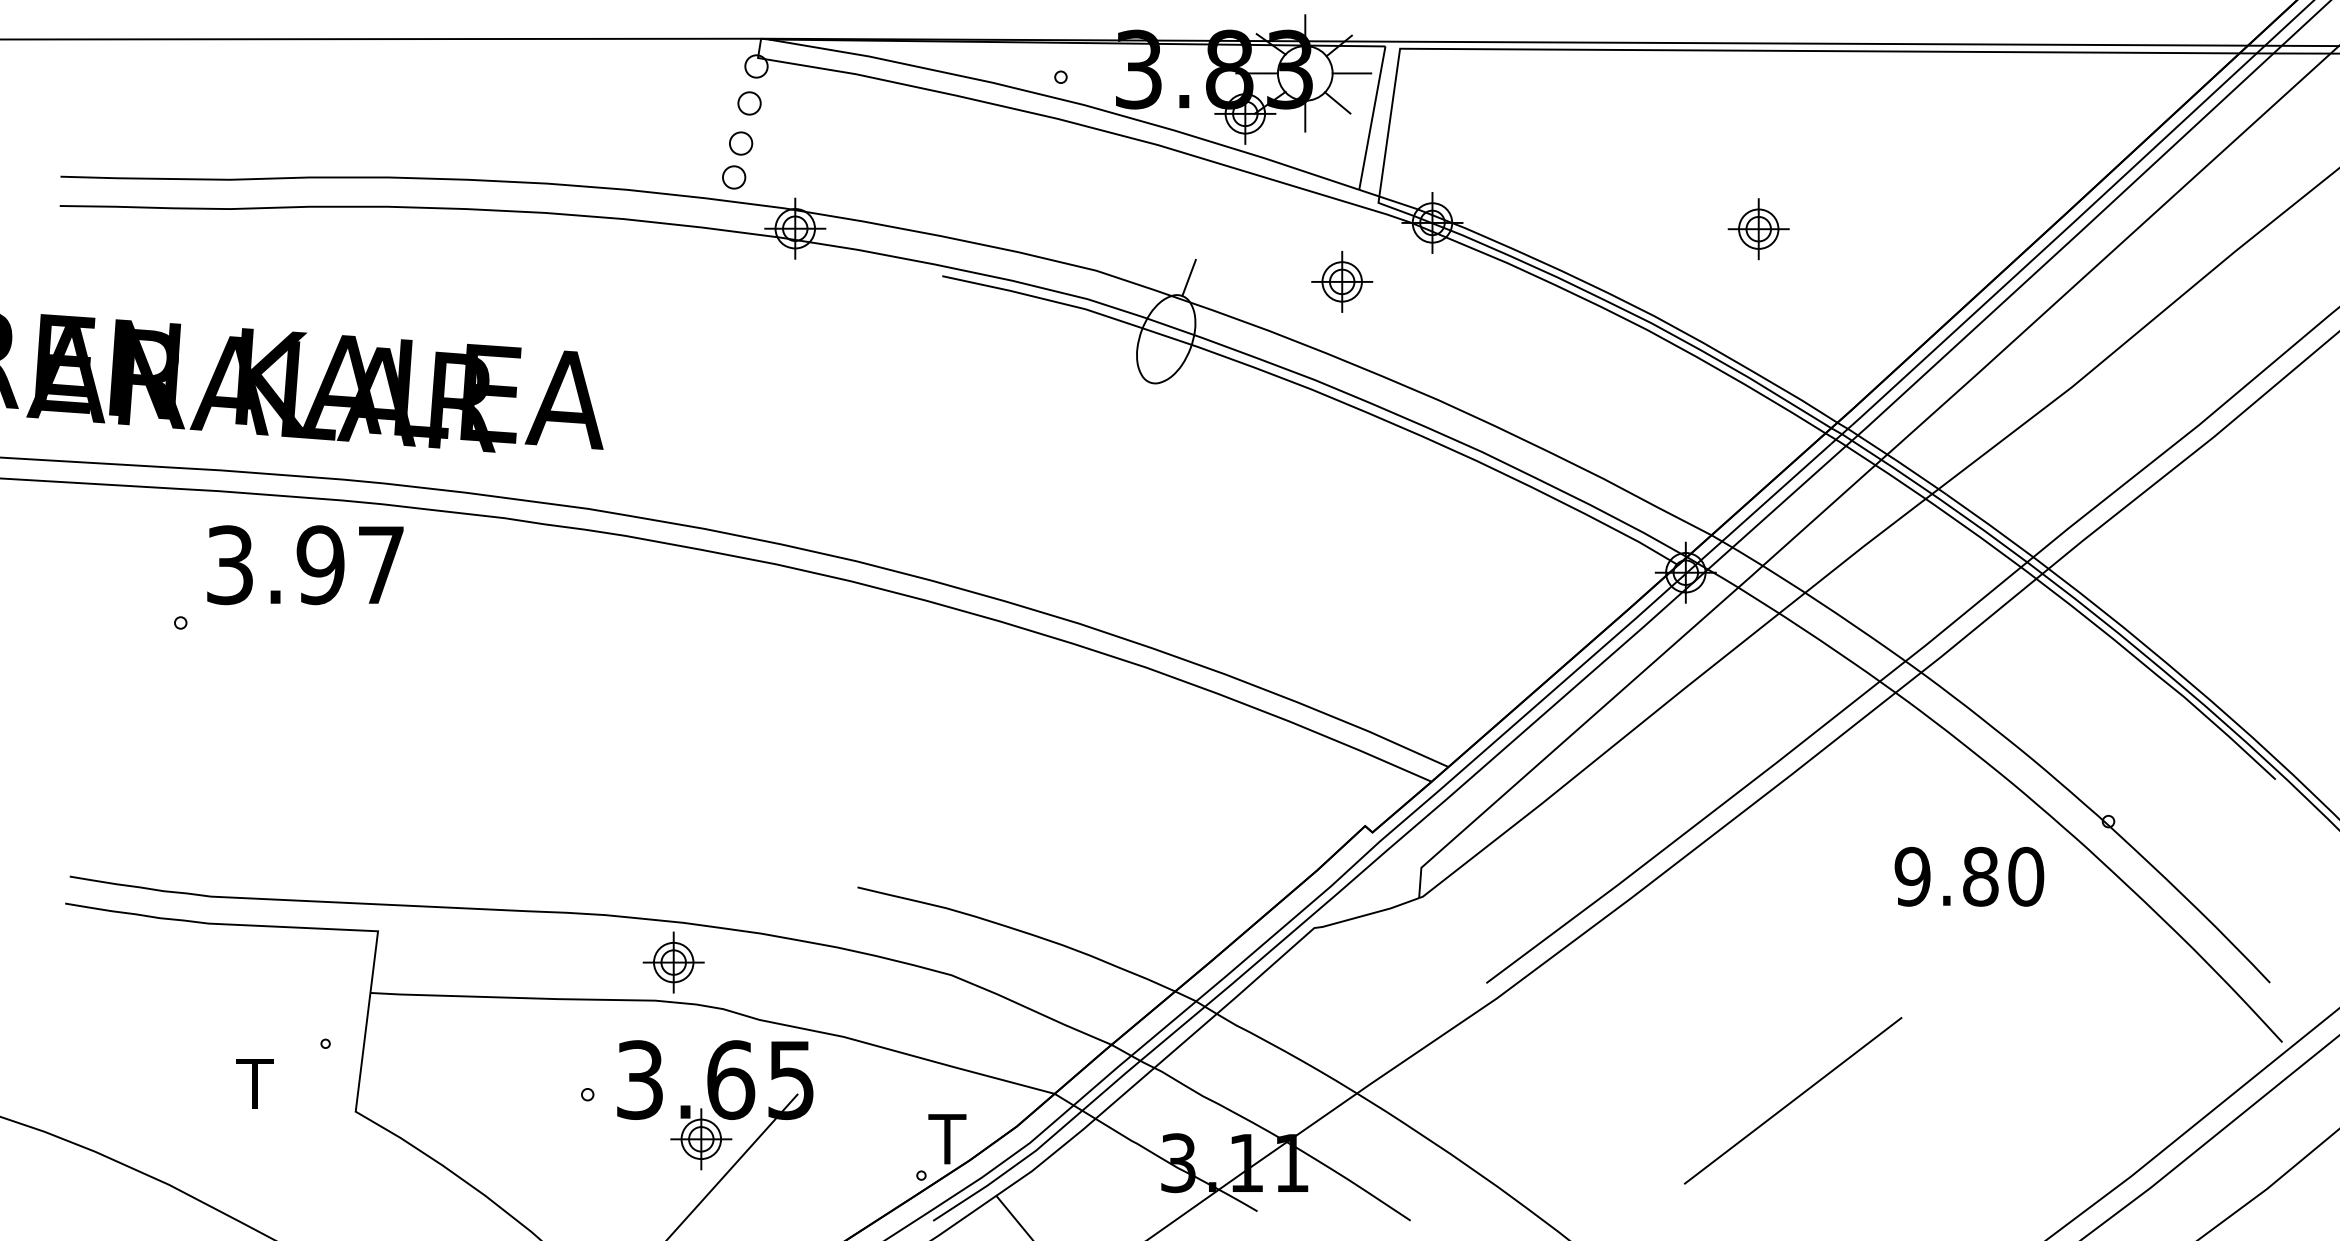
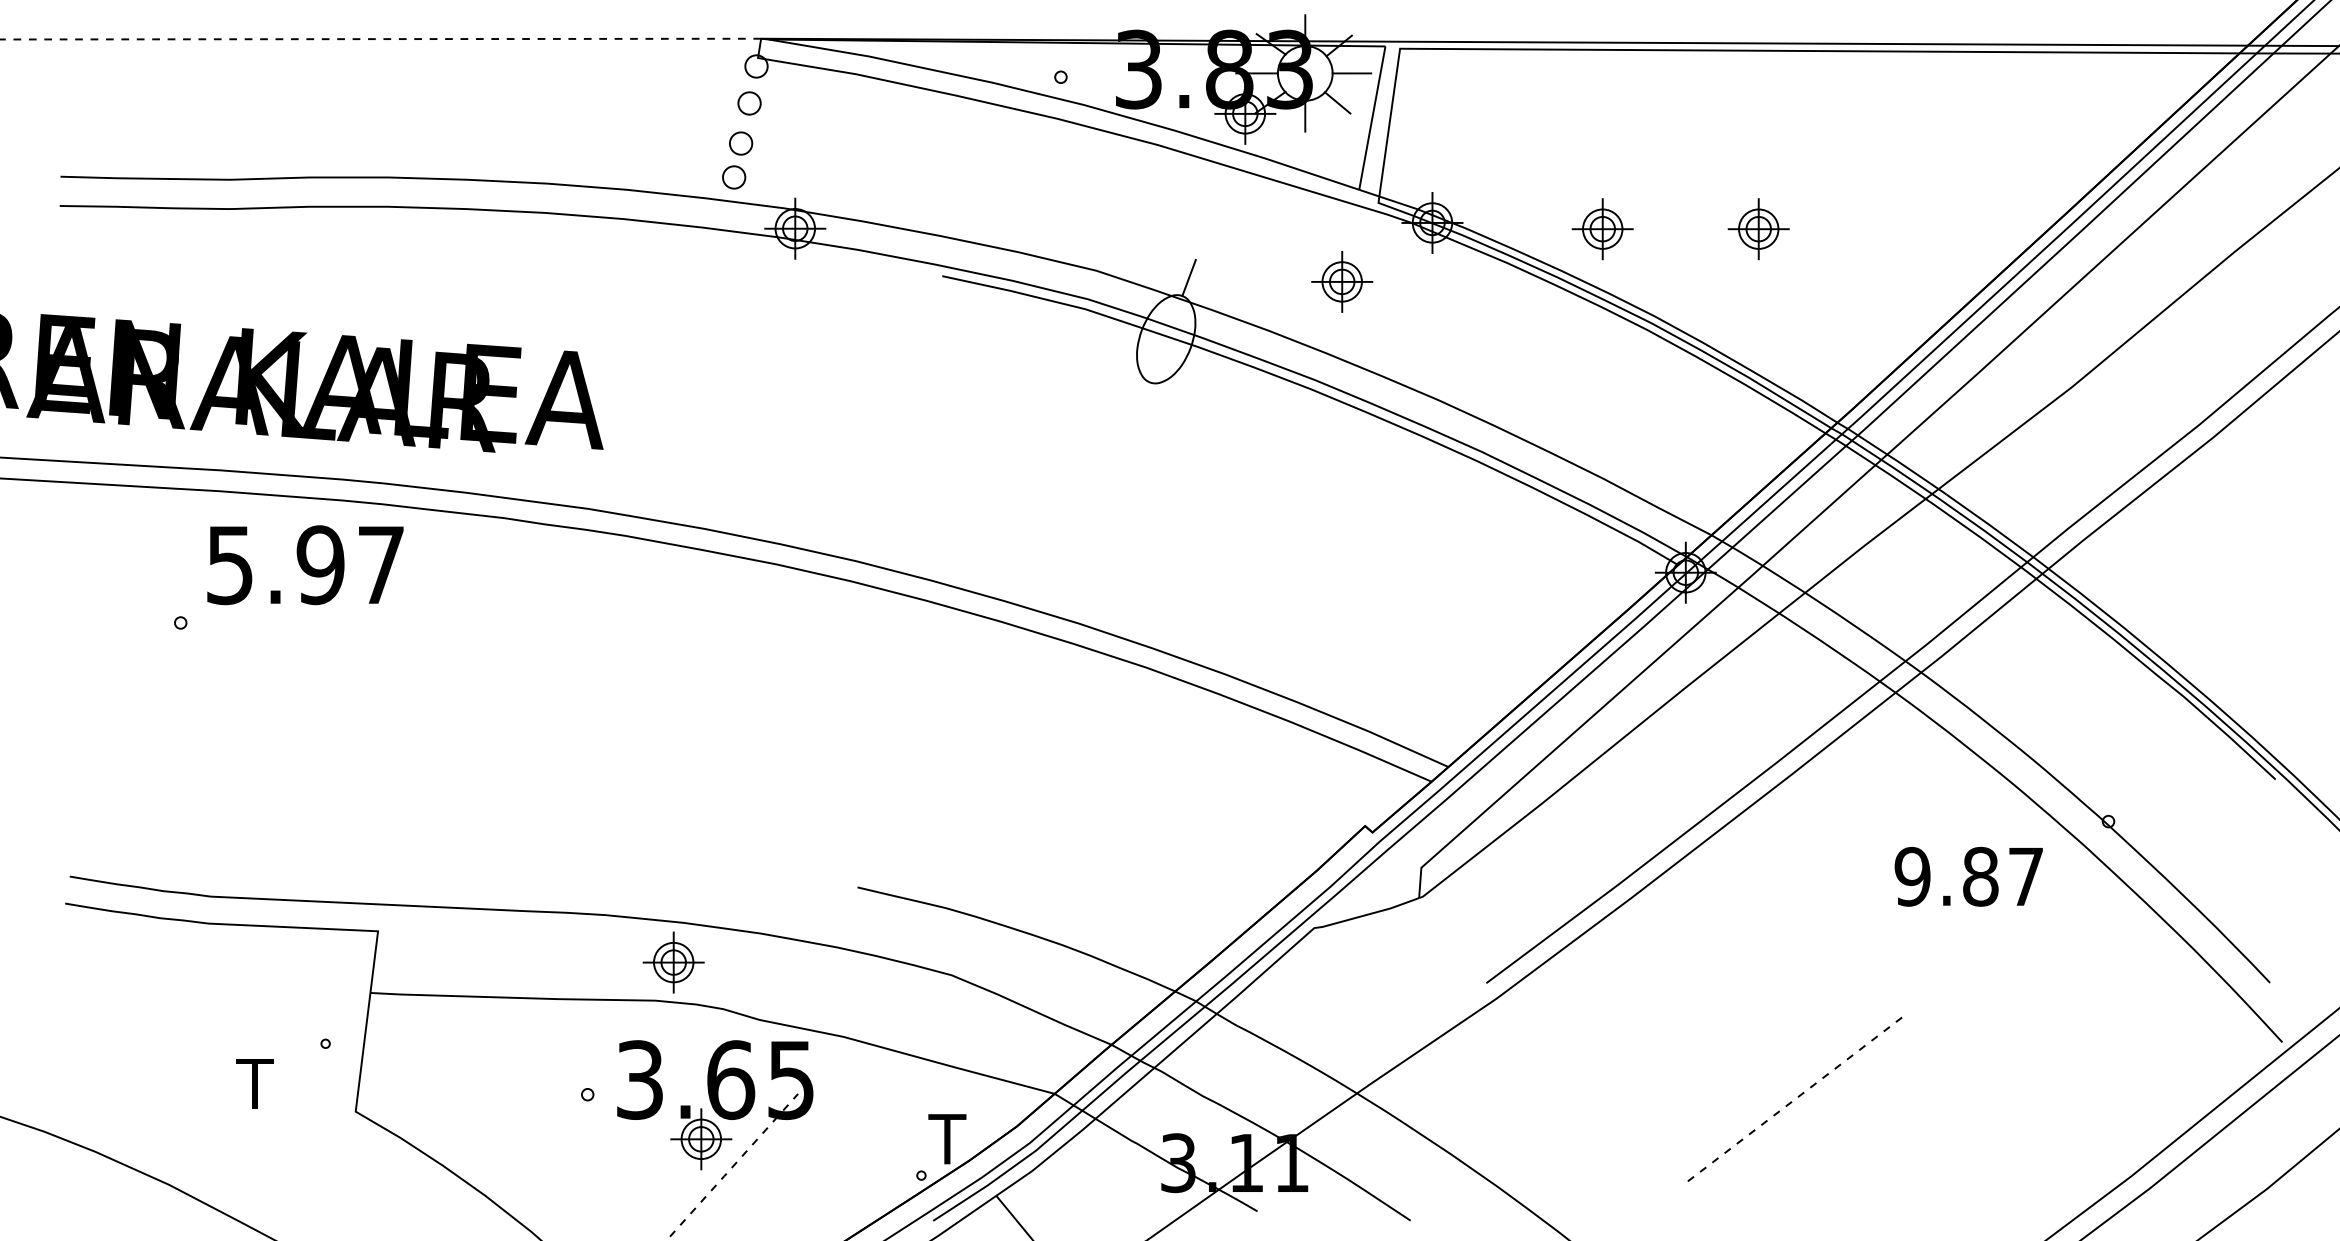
line: solid -> dashed (380, 39)
part: none -> present (1602, 229)
text: 3.97 -> 5.97 (229, 564)
text: 9.80 -> 9.87 (2026, 876)
line: solid -> dashed (1793, 1100)
line: solid -> dashed (732, 1167)
